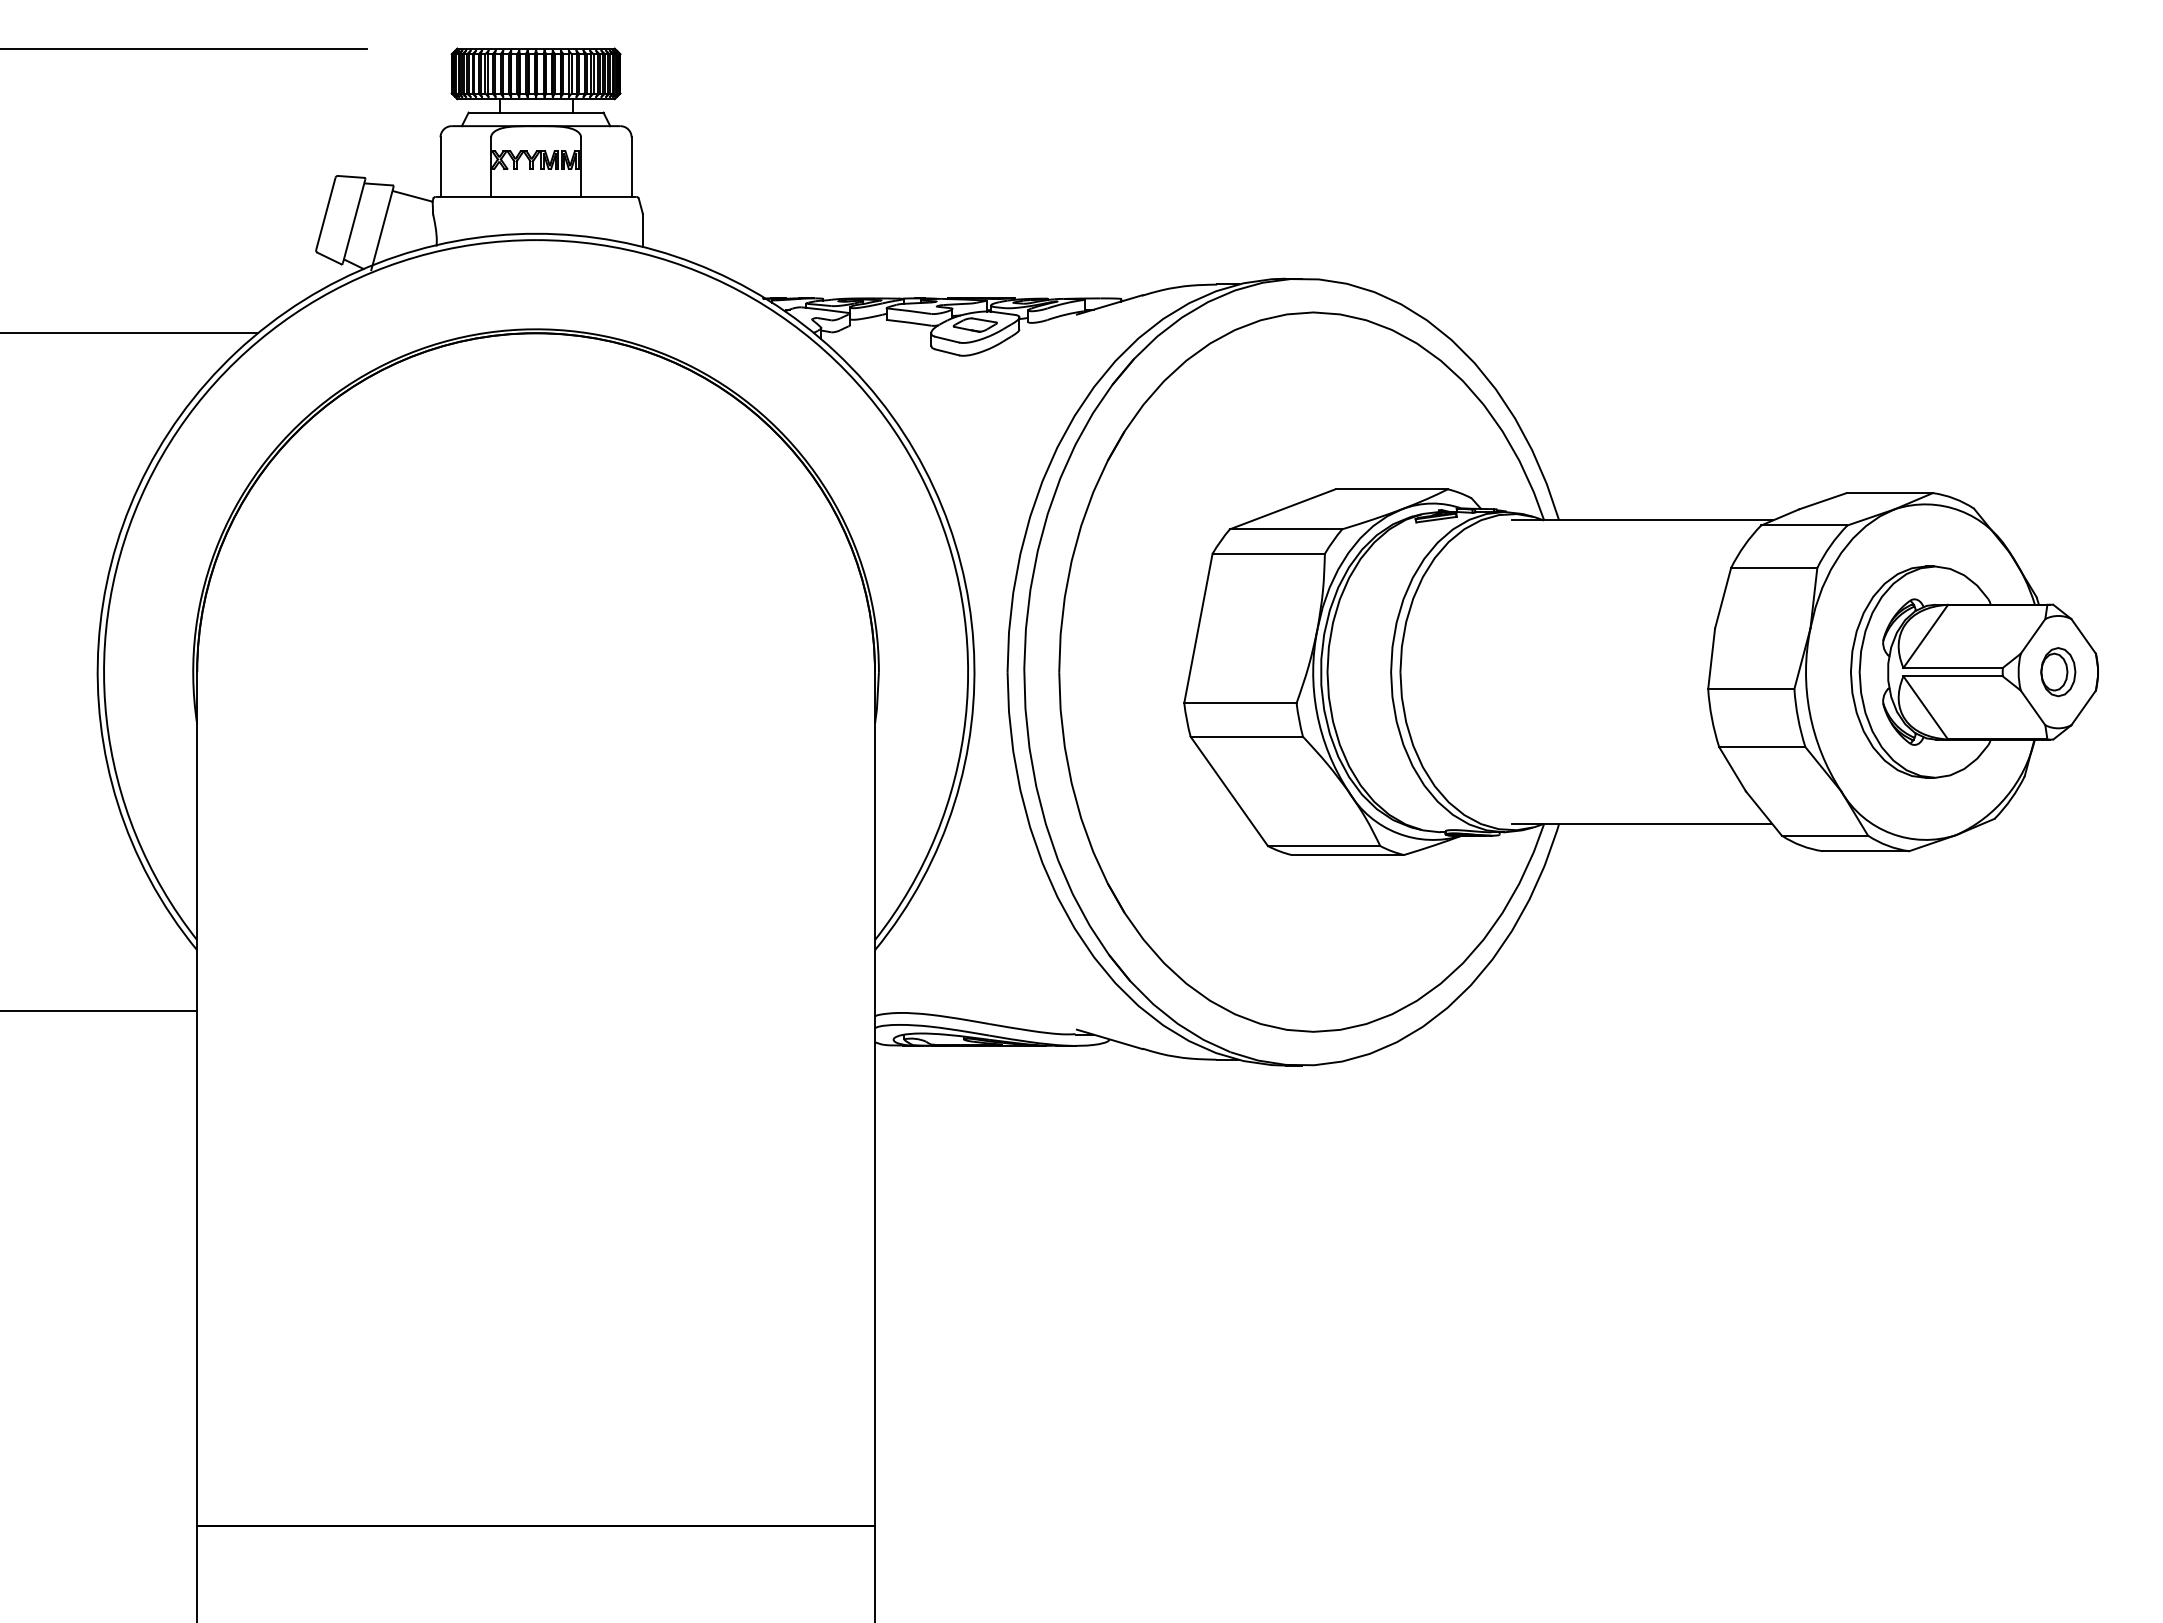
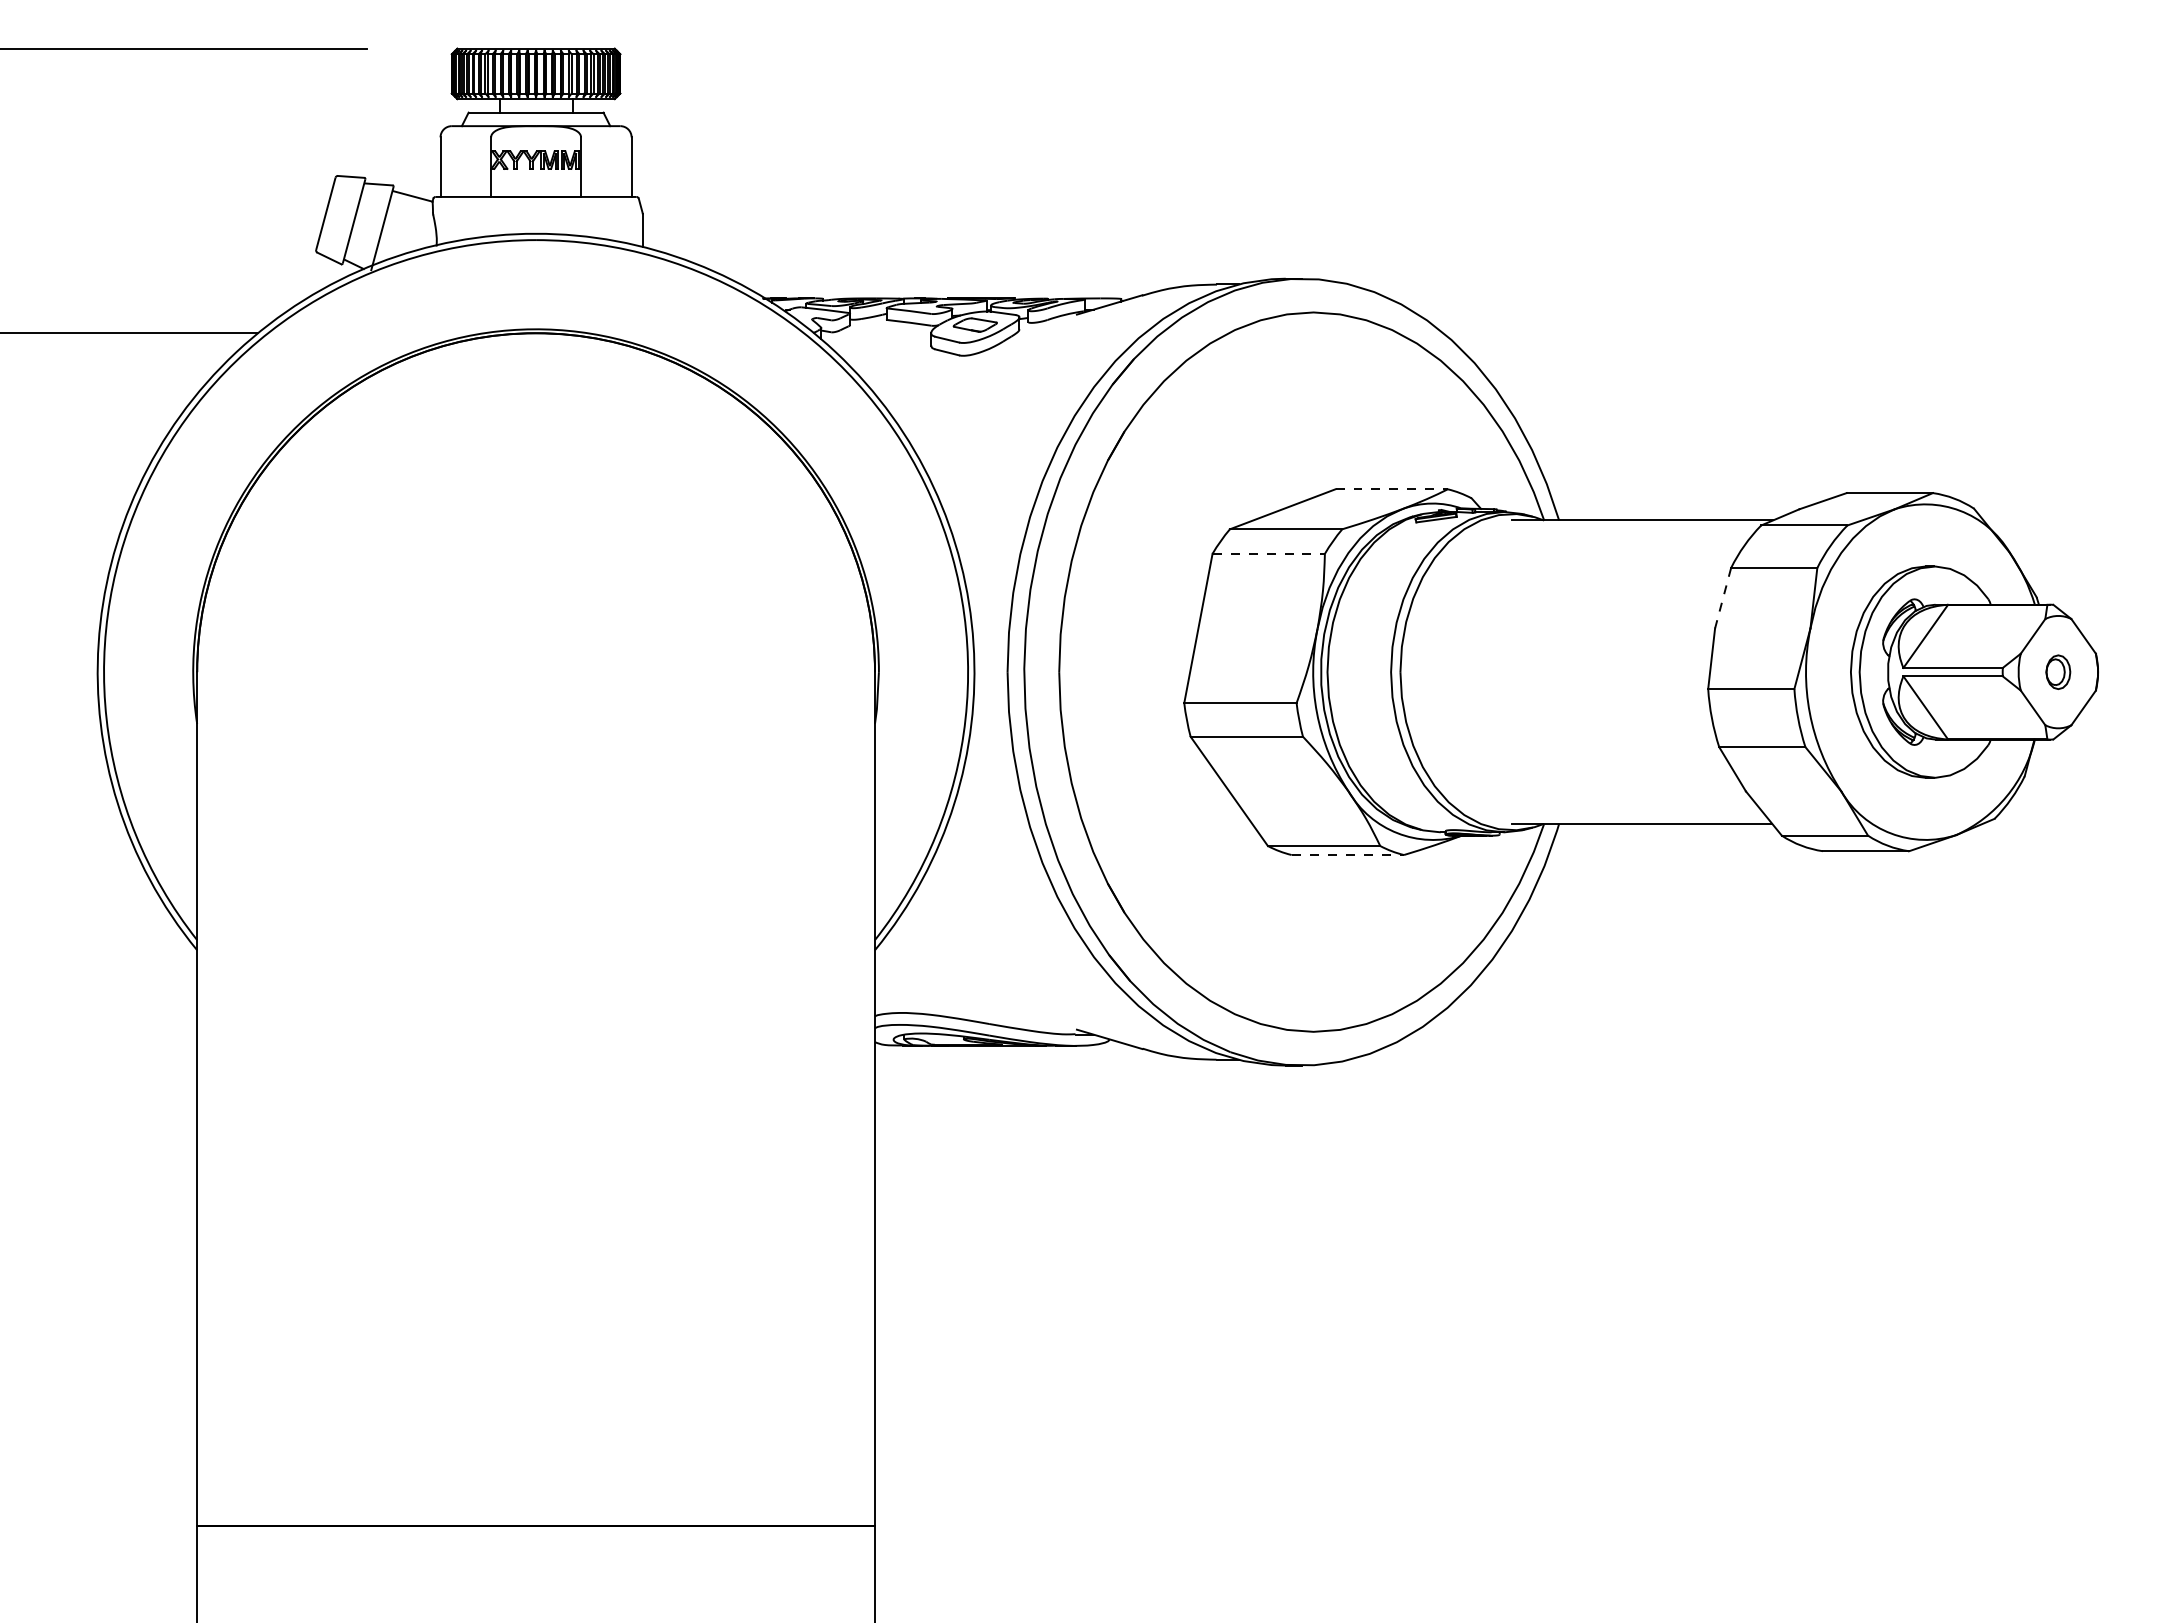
line: solid -> dashed (1392, 489)
line: solid -> dashed (1269, 553)
line: solid -> dashed (1722, 598)
part size: 37x51 px -> 27x36 px (2058, 671)
line: solid -> dashed (1348, 855)
line: present -> none (99, 1011)
